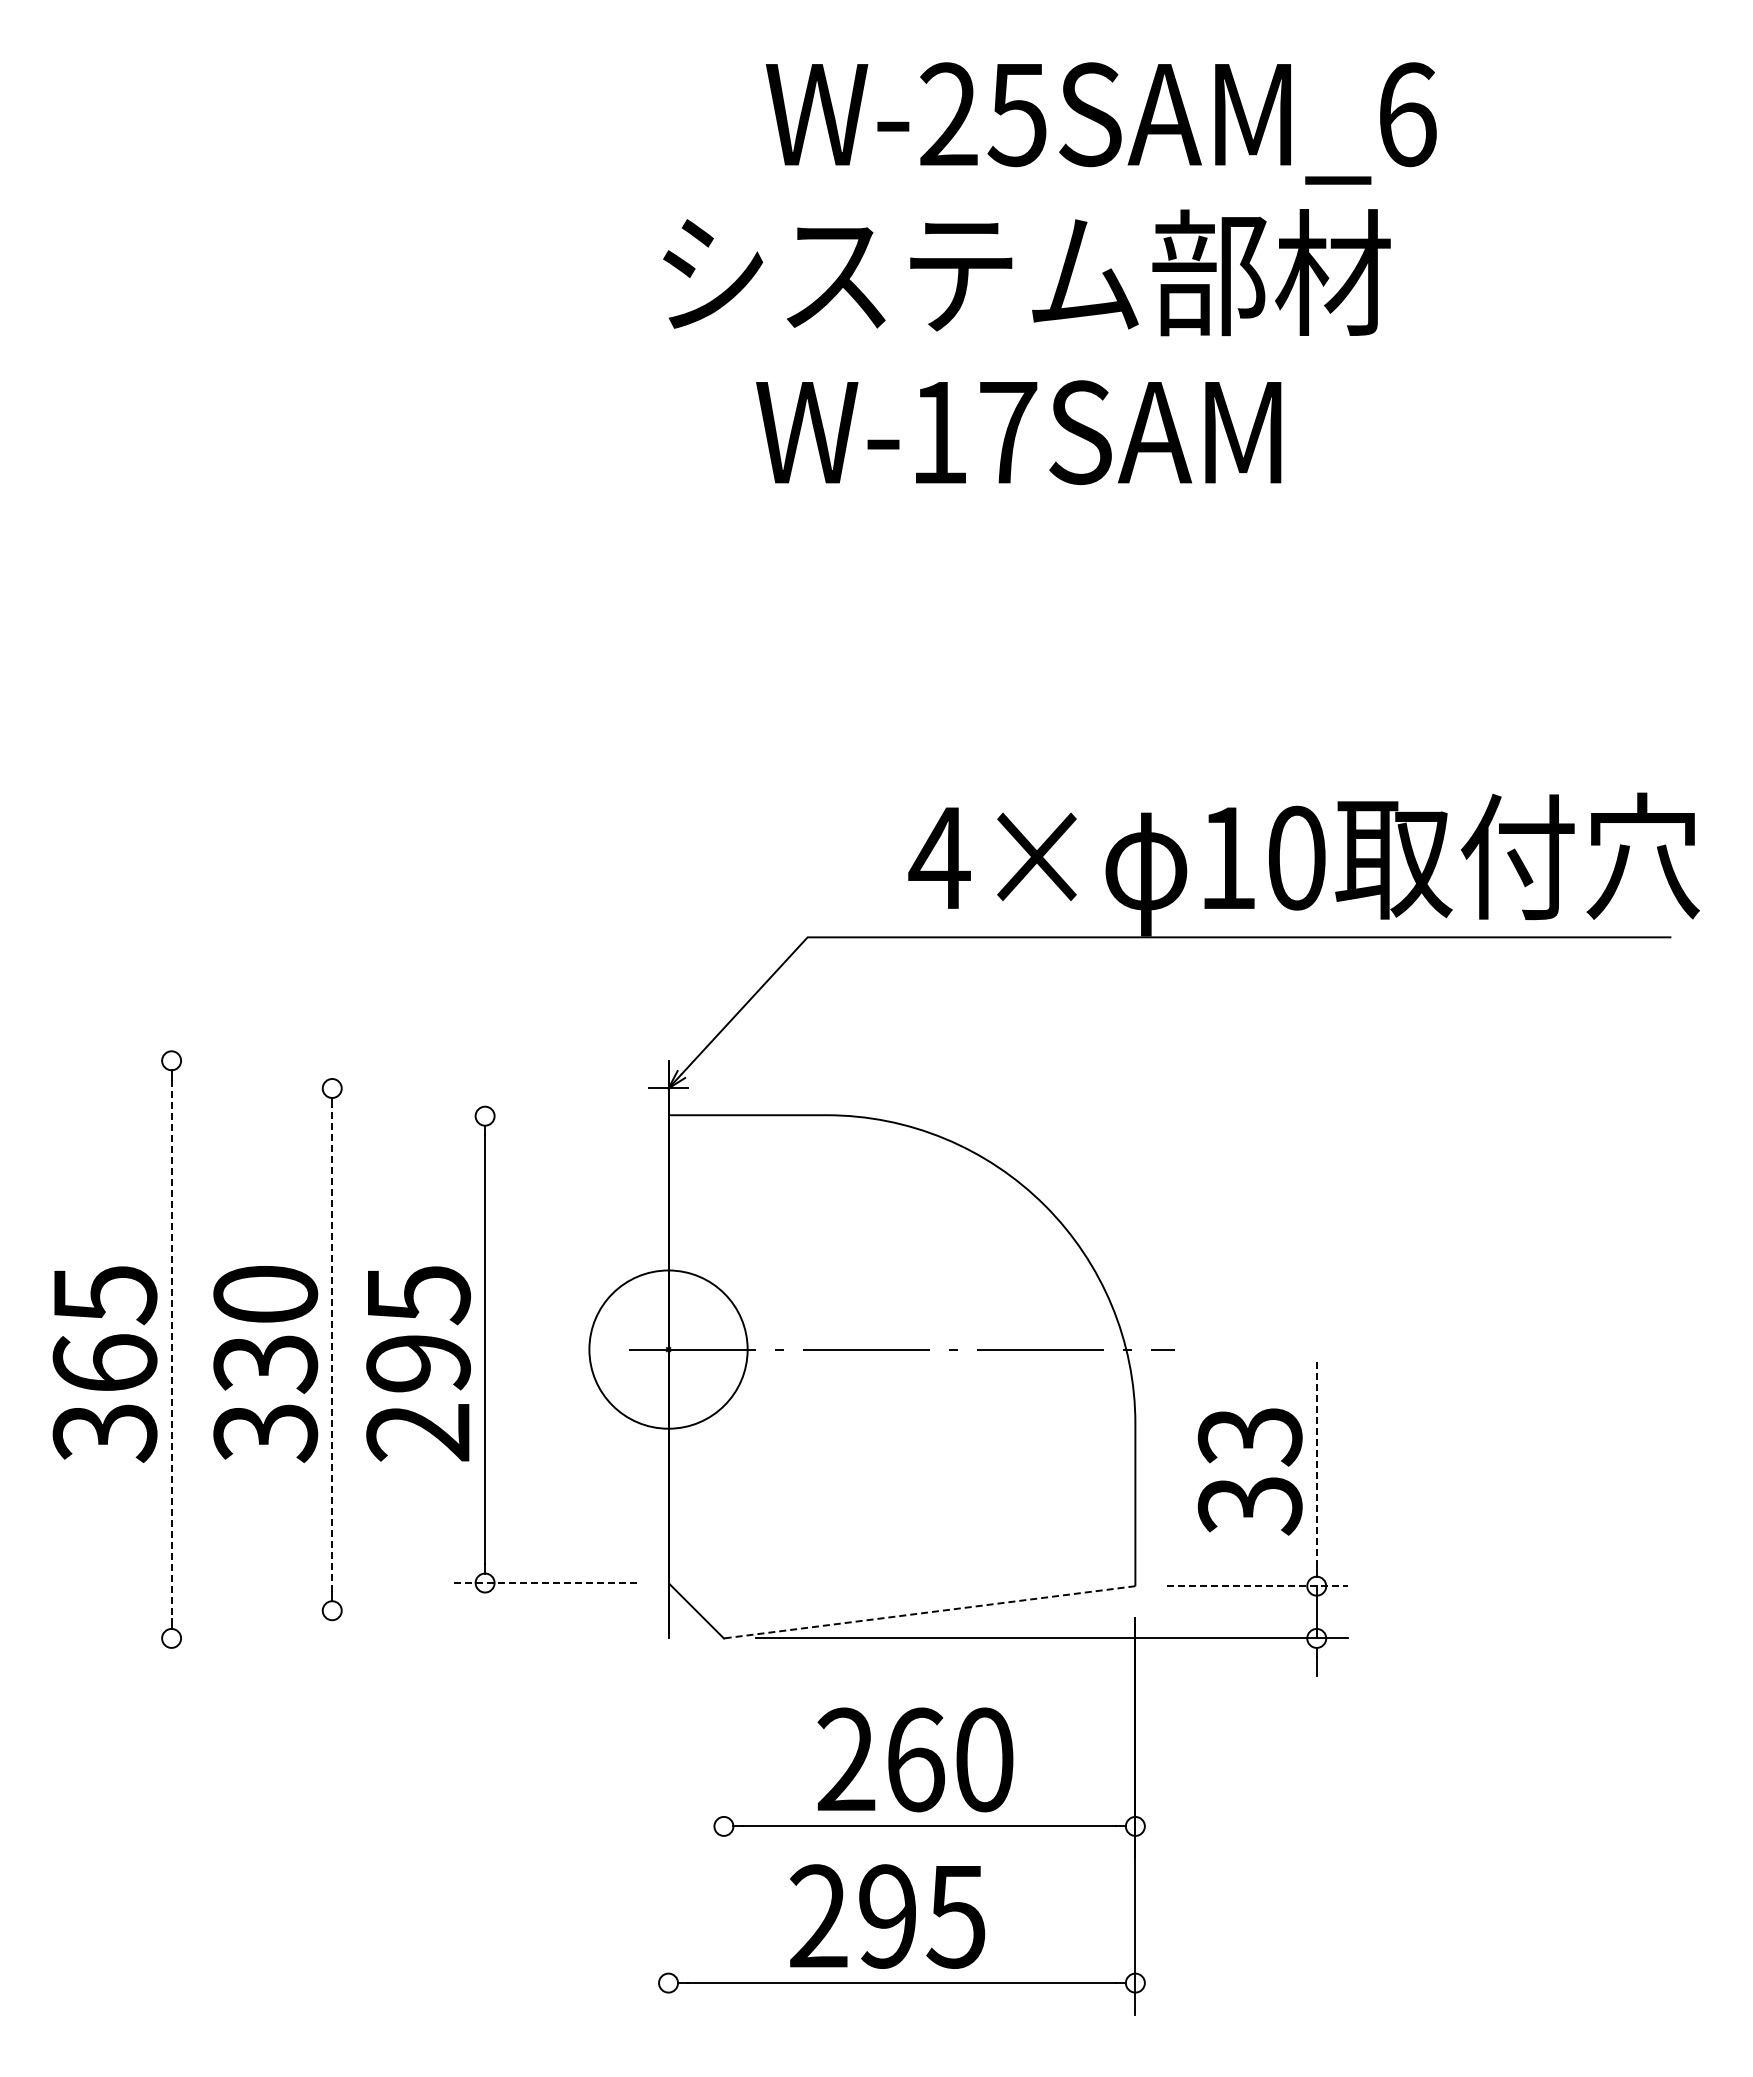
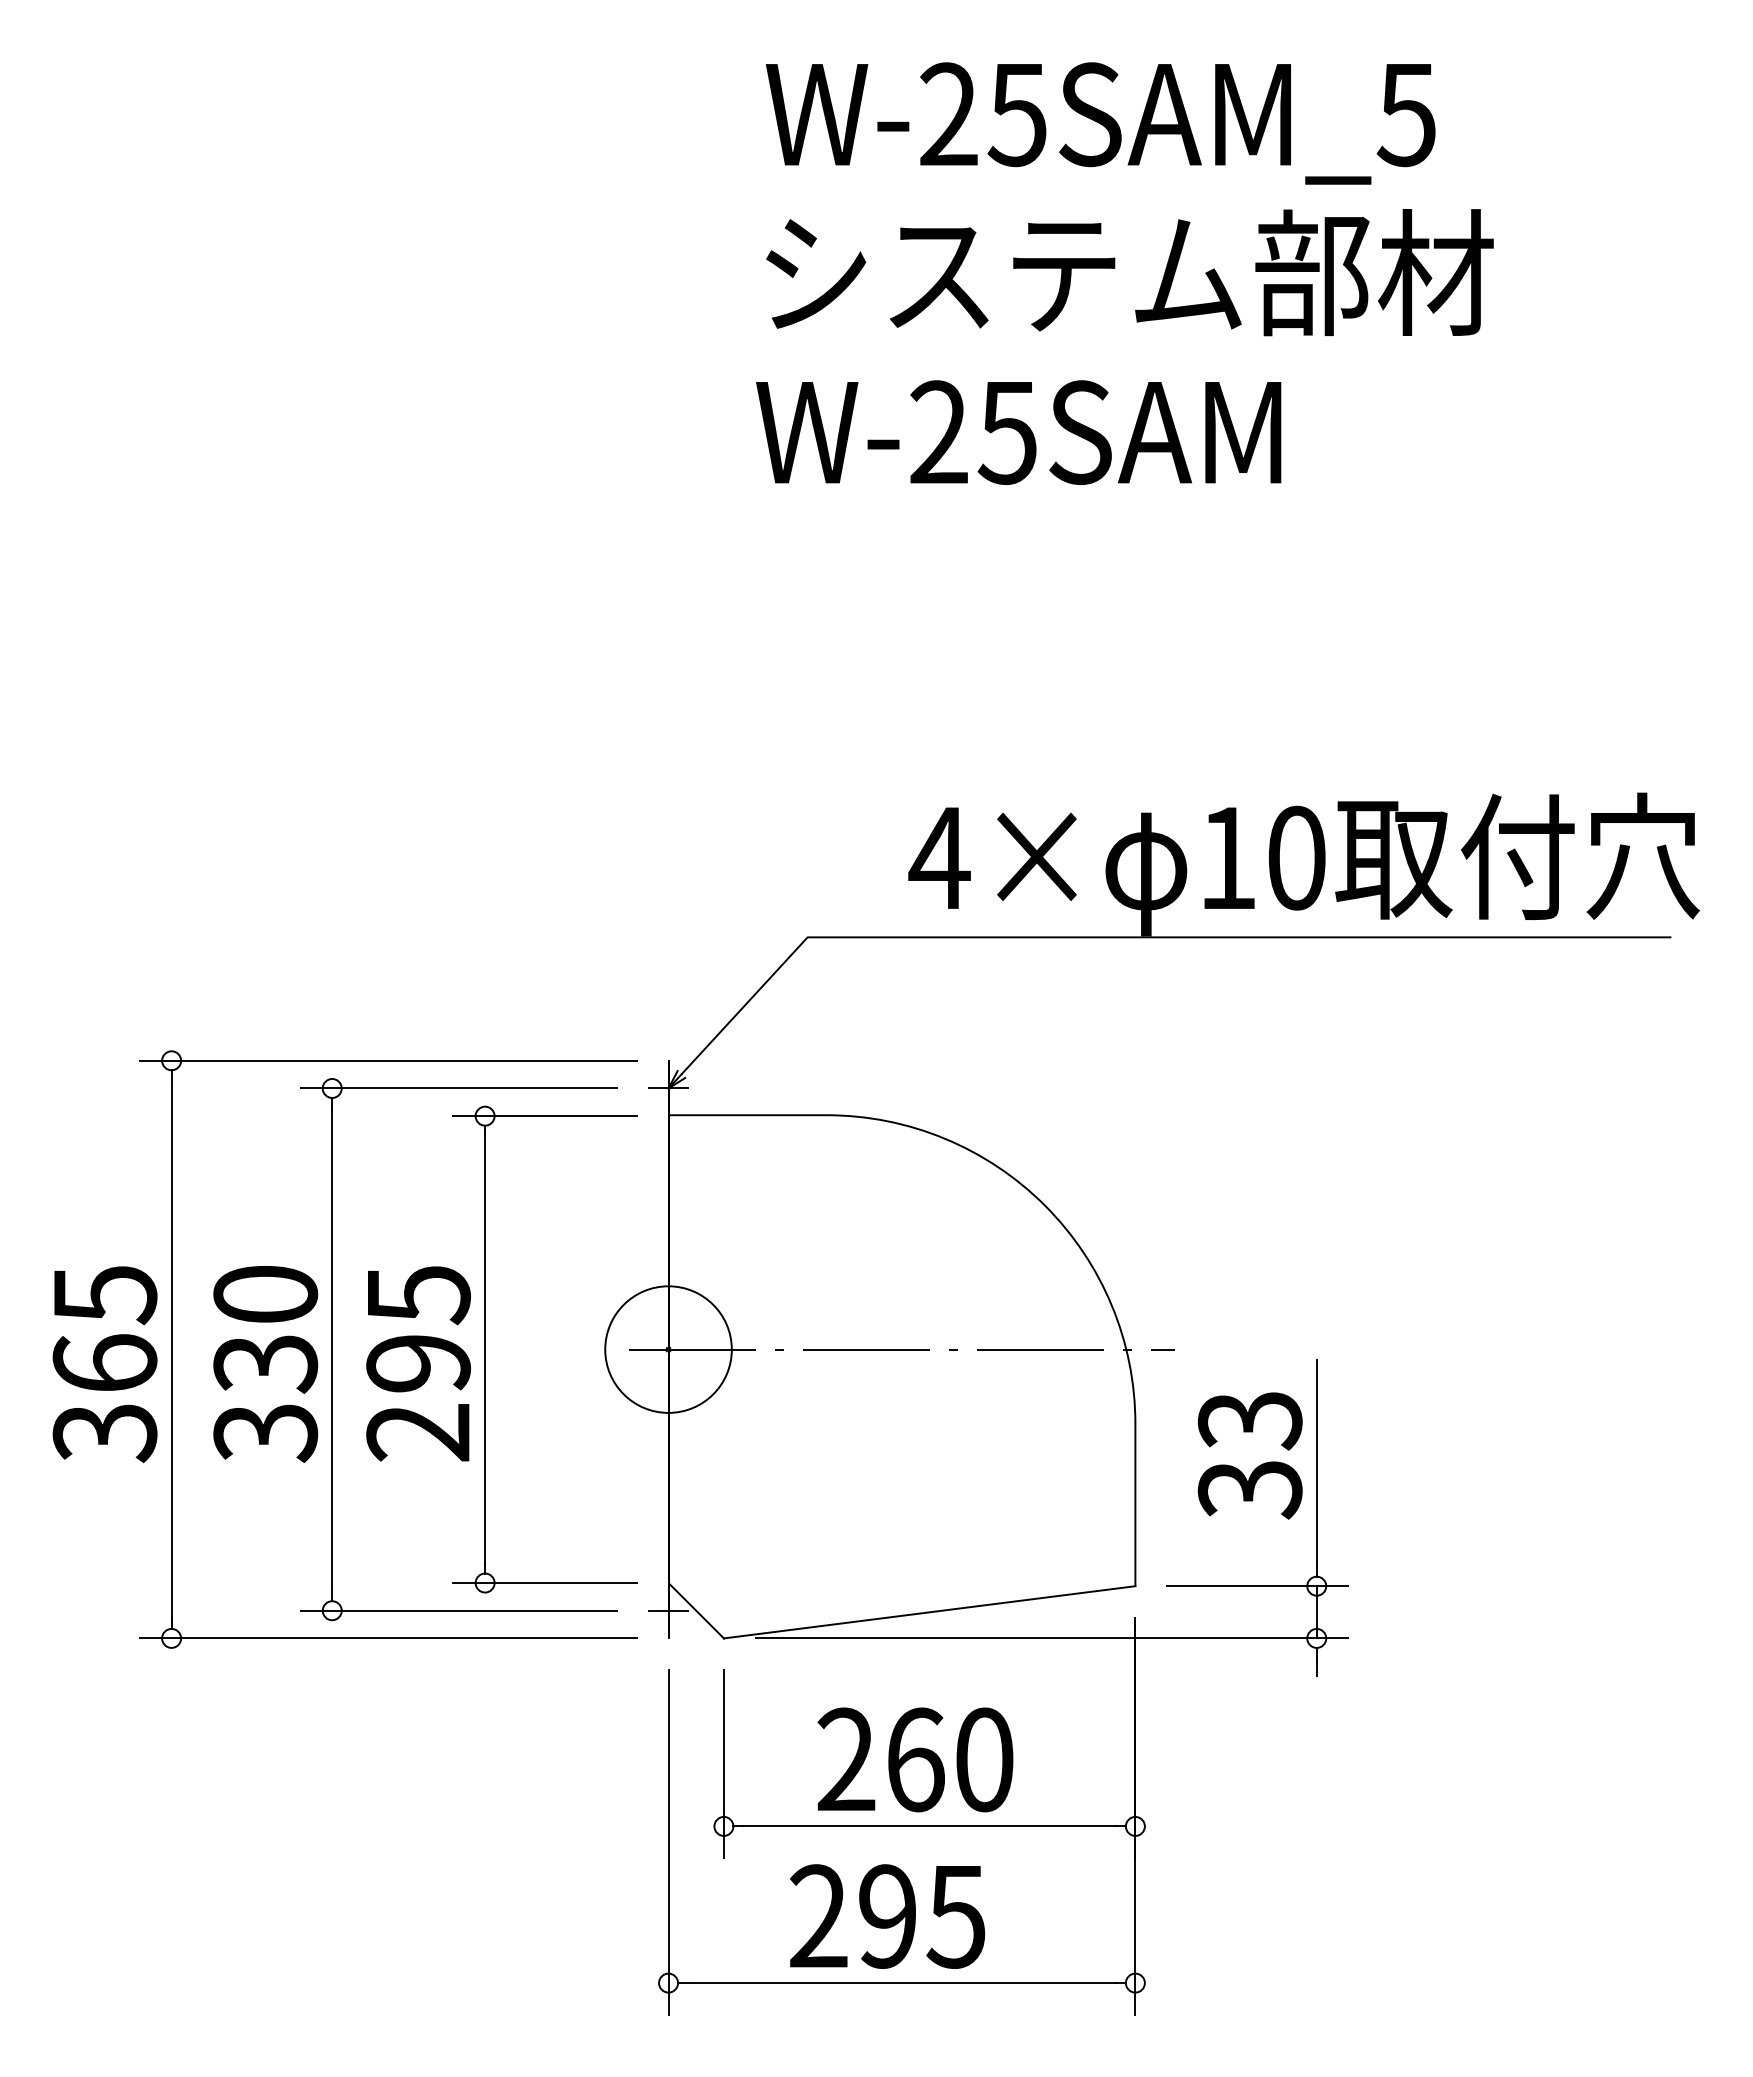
text: W-25SAM_6 -> W-25SAM_5 (1406, 114)
text position: (1026, 272) -> (1129, 272) (1129, 272)
text: W-17SAM -> W-25SAM (973, 432)
line: none -> present (387, 1060)
line: none -> present (458, 1088)
line: none -> present (544, 1116)
line: dashed -> solid (171, 1349)
line: dashed -> solid (332, 1349)
circle diameter: 158 px -> 127 px (668, 1349)
line: dashed -> solid (1316, 1463)
text position: (1249, 1471) -> (1249, 1455) (1249, 1455)
line: dashed -> solid (545, 1583)
line: dashed -> solid (1257, 1586)
line: none -> present (458, 1610)
line: none -> present (668, 1610)
line: dashed -> solid (929, 1612)
line: none -> present (387, 1638)
line: none -> present (723, 1764)
line: none -> present (668, 1842)
